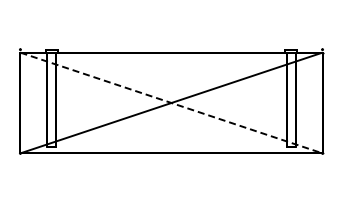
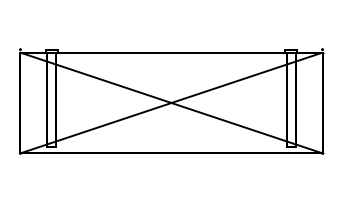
line: dashed -> solid (171, 103)
